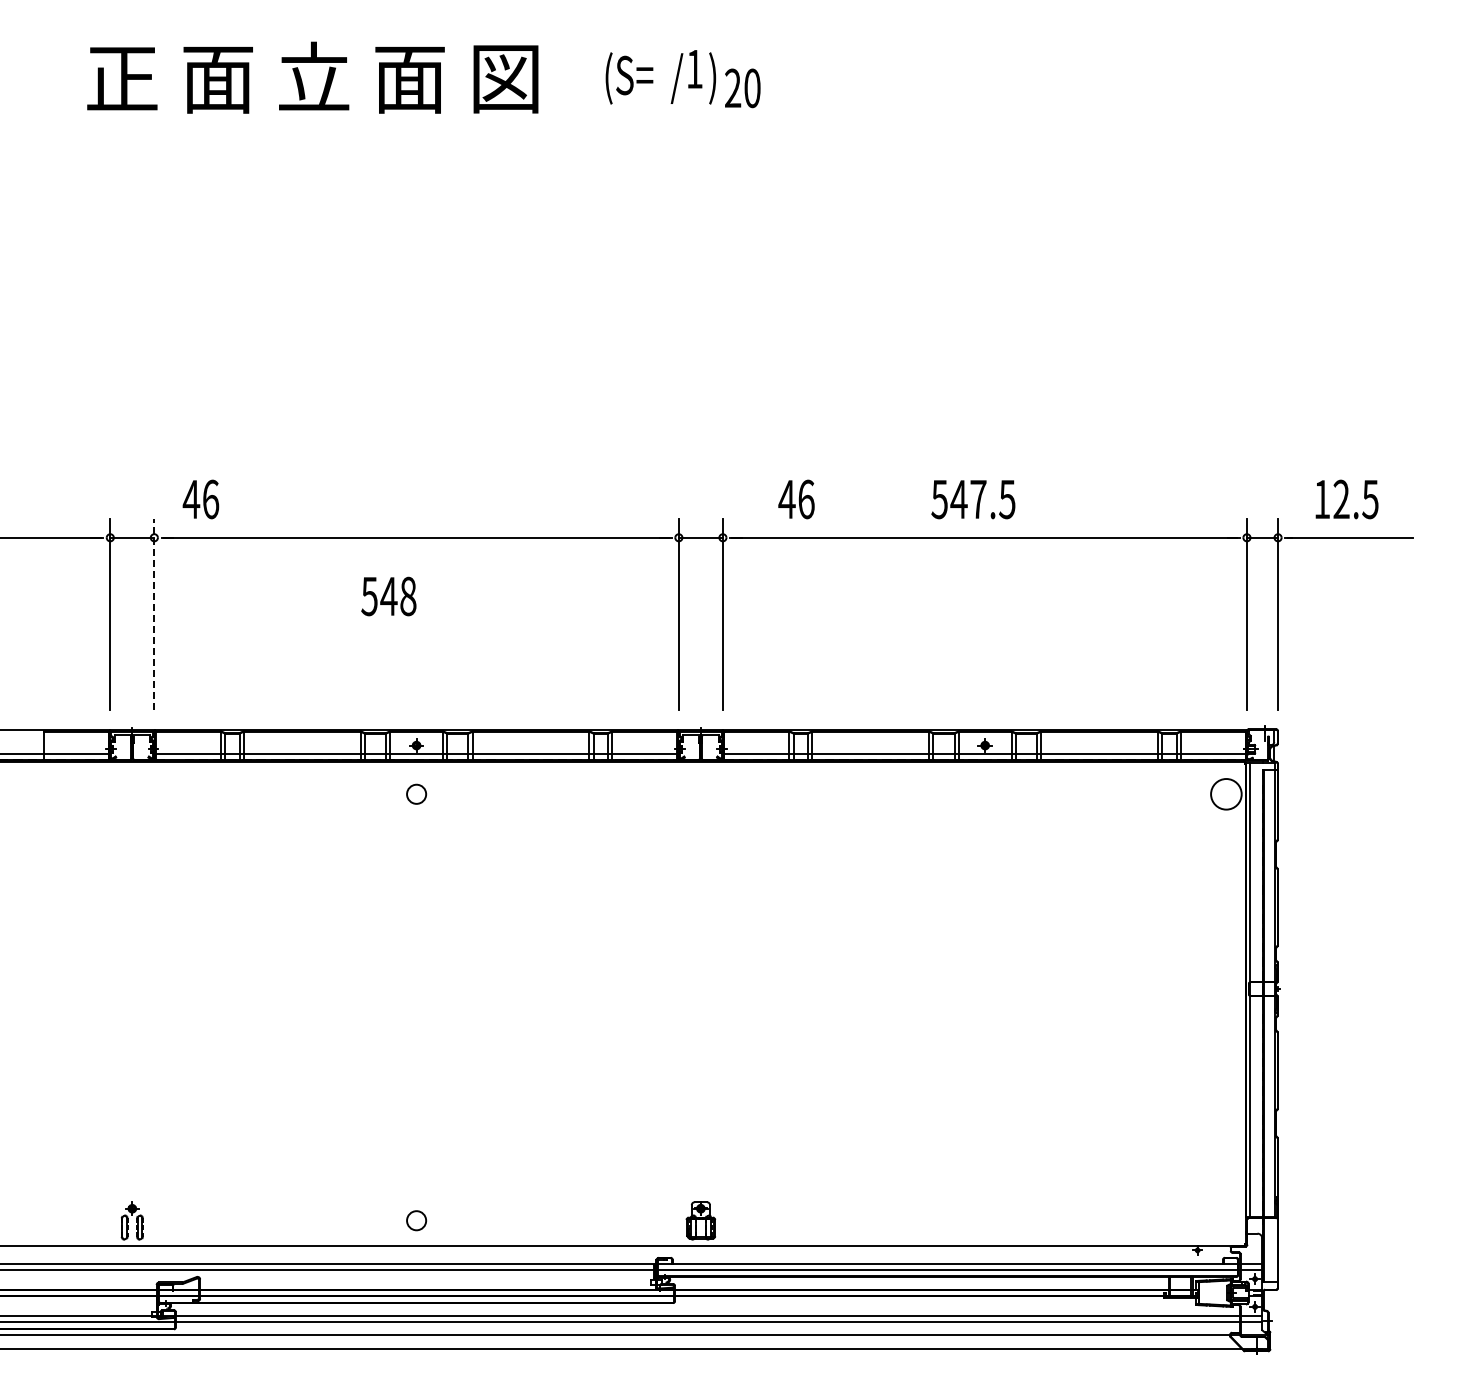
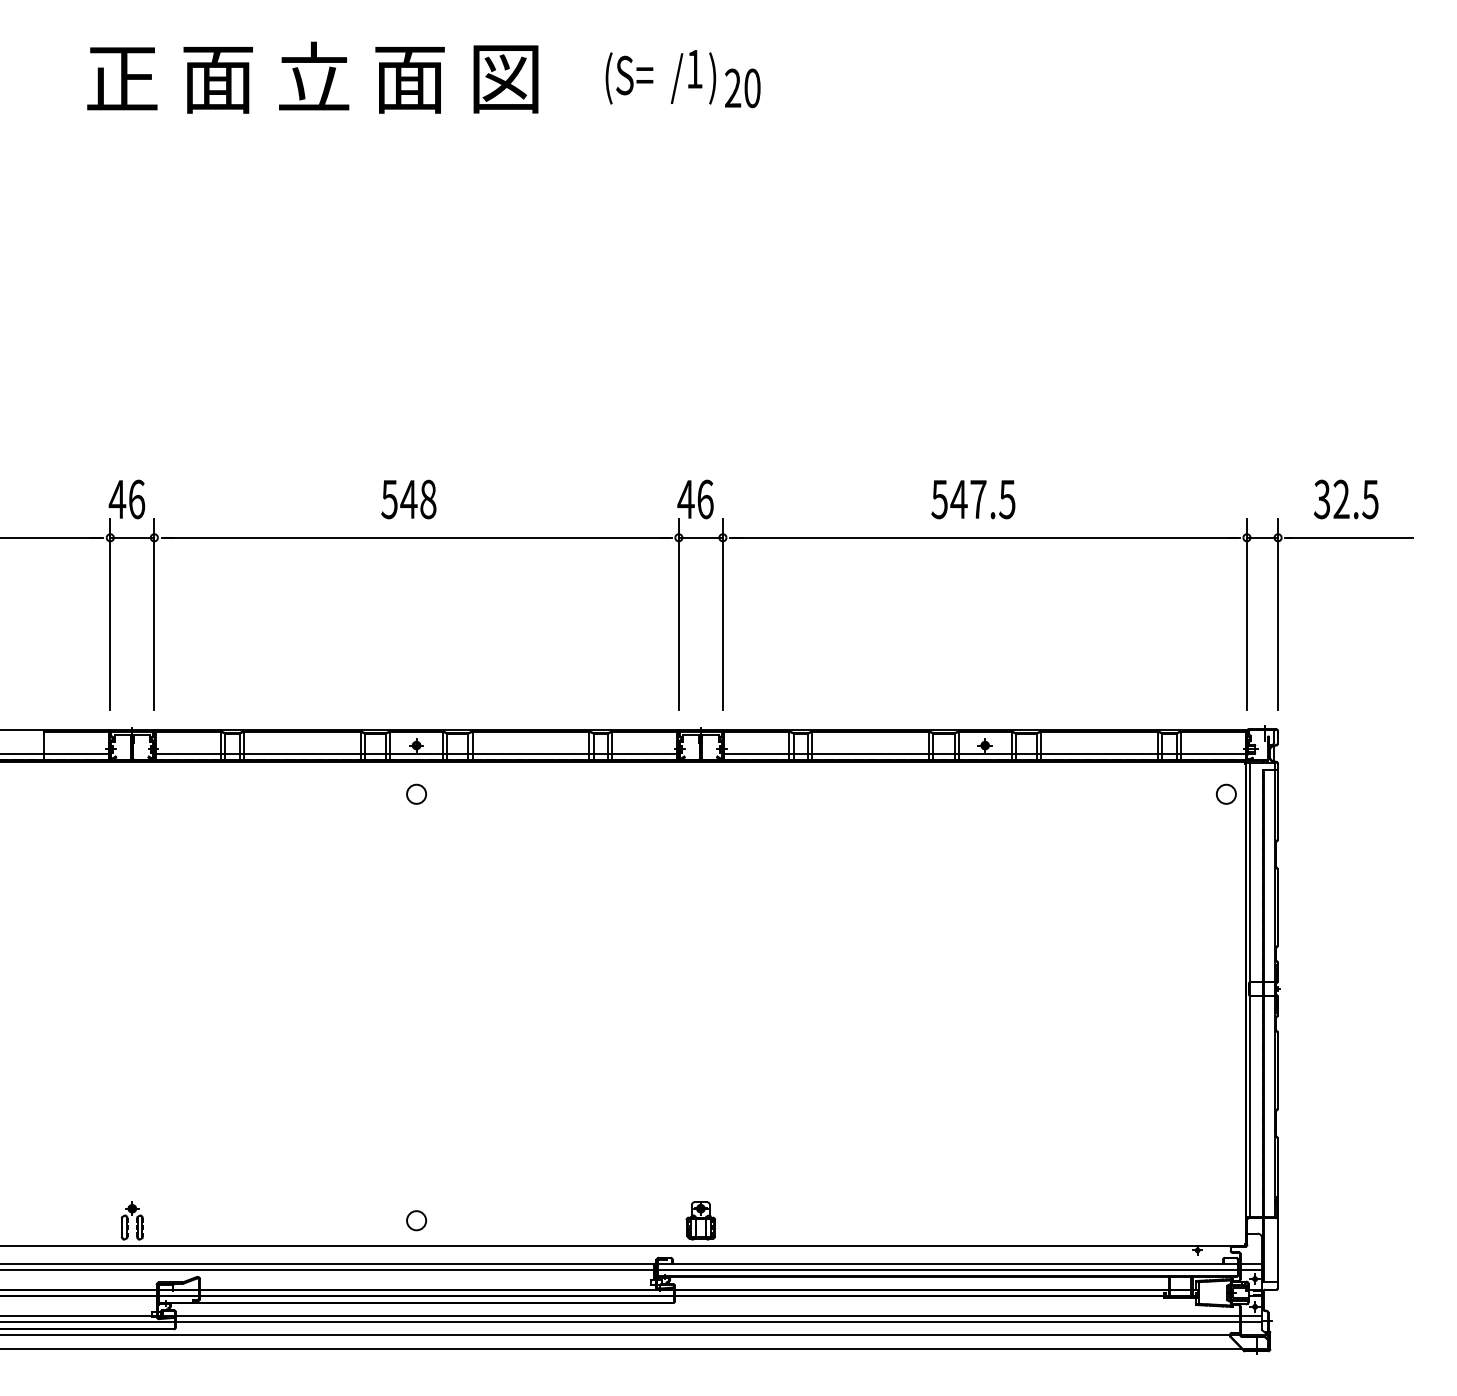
text position: (200, 499) -> (126, 499) (126, 499)
text position: (796, 499) -> (695, 499) (695, 499)
text: 12.5 -> 32.5 (1321, 499)
text position: (388, 596) -> (408, 499) (408, 499)
line: dashed -> solid (154, 614)
circle diameter: 31 px -> 19 px (1225, 793)
